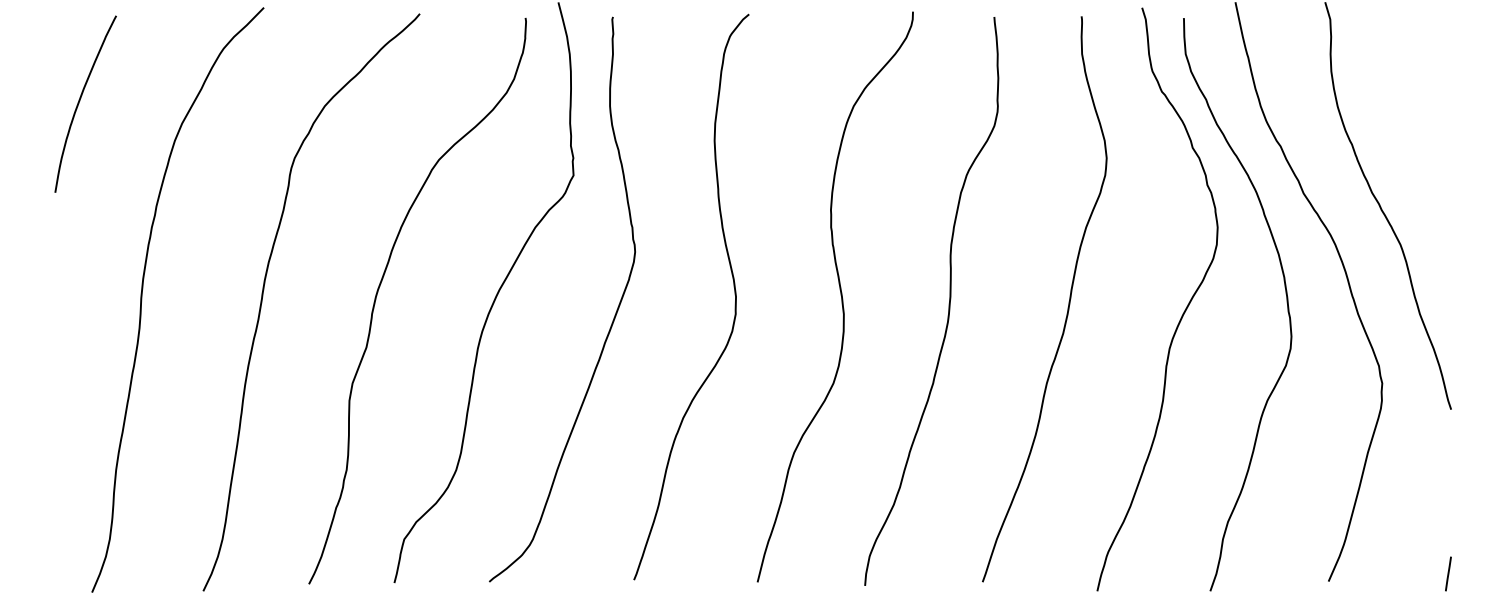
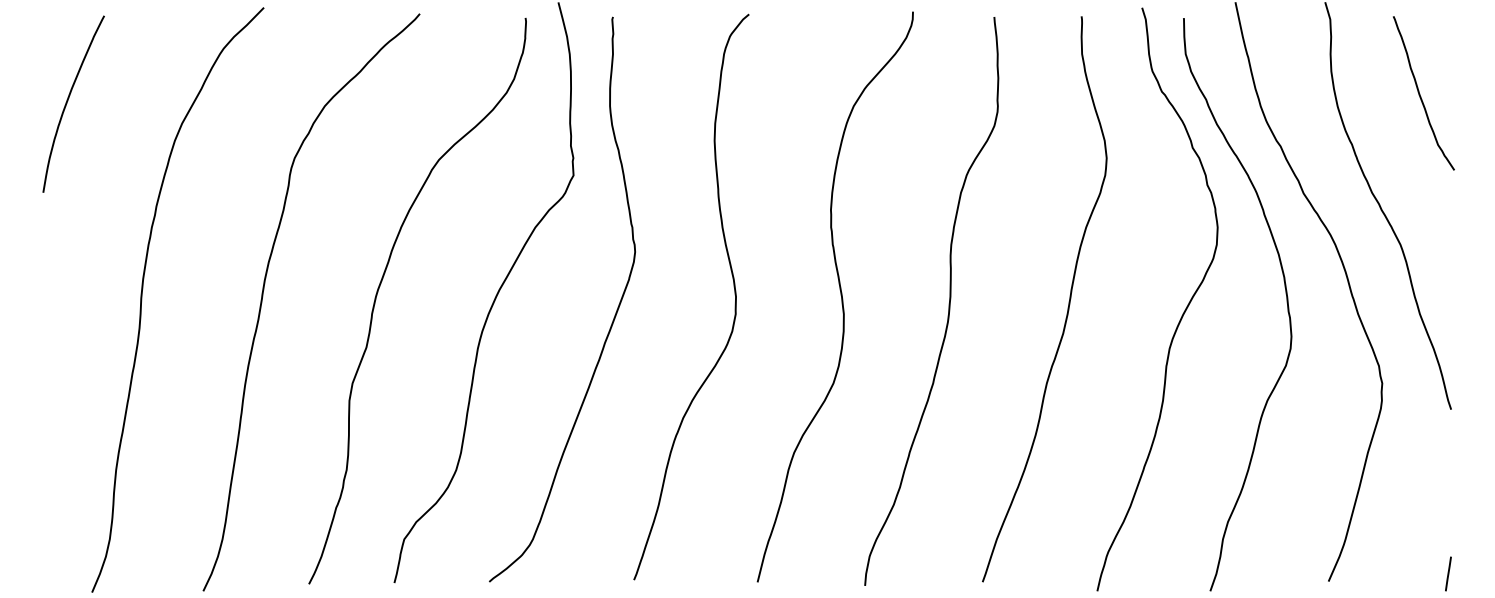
curve: none -> present (1420, 93)
curve position: (80, 101) -> (68, 101) (68, 101)
